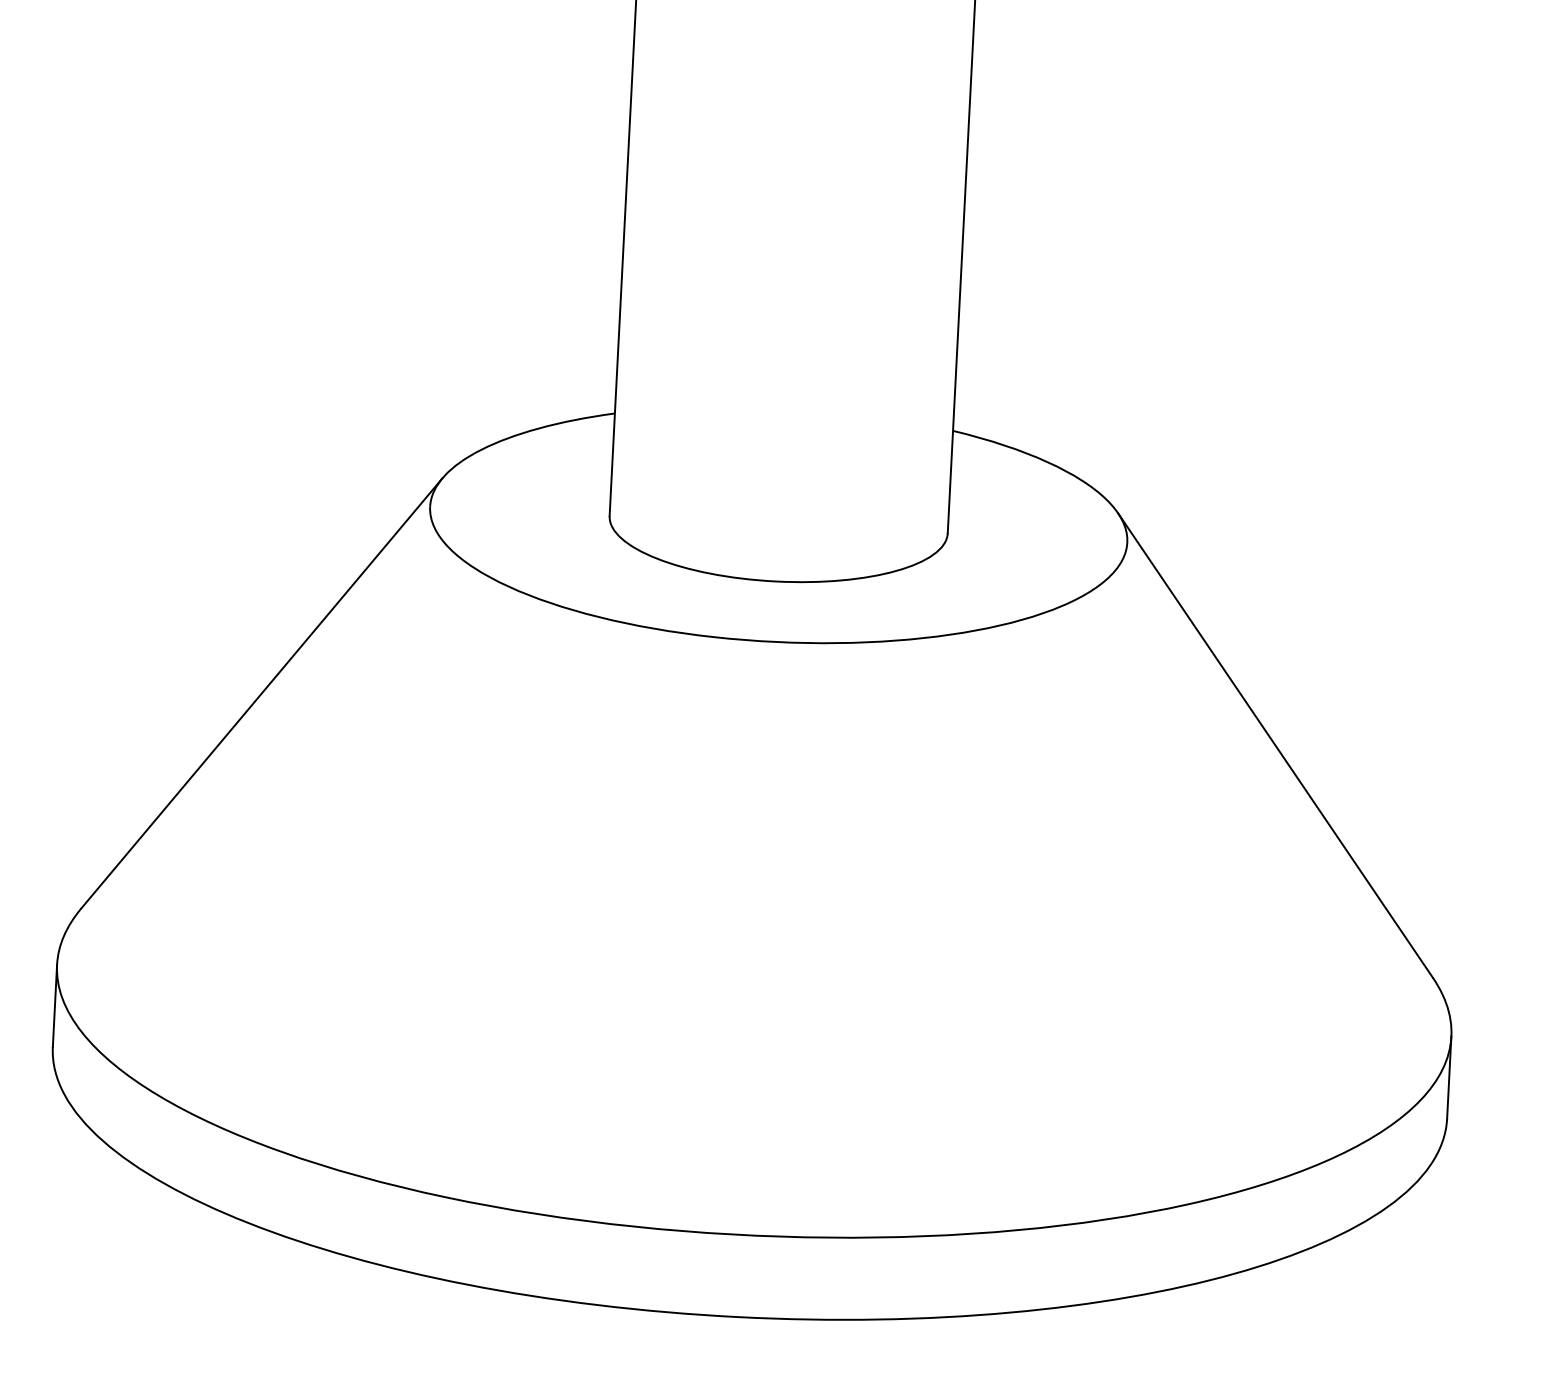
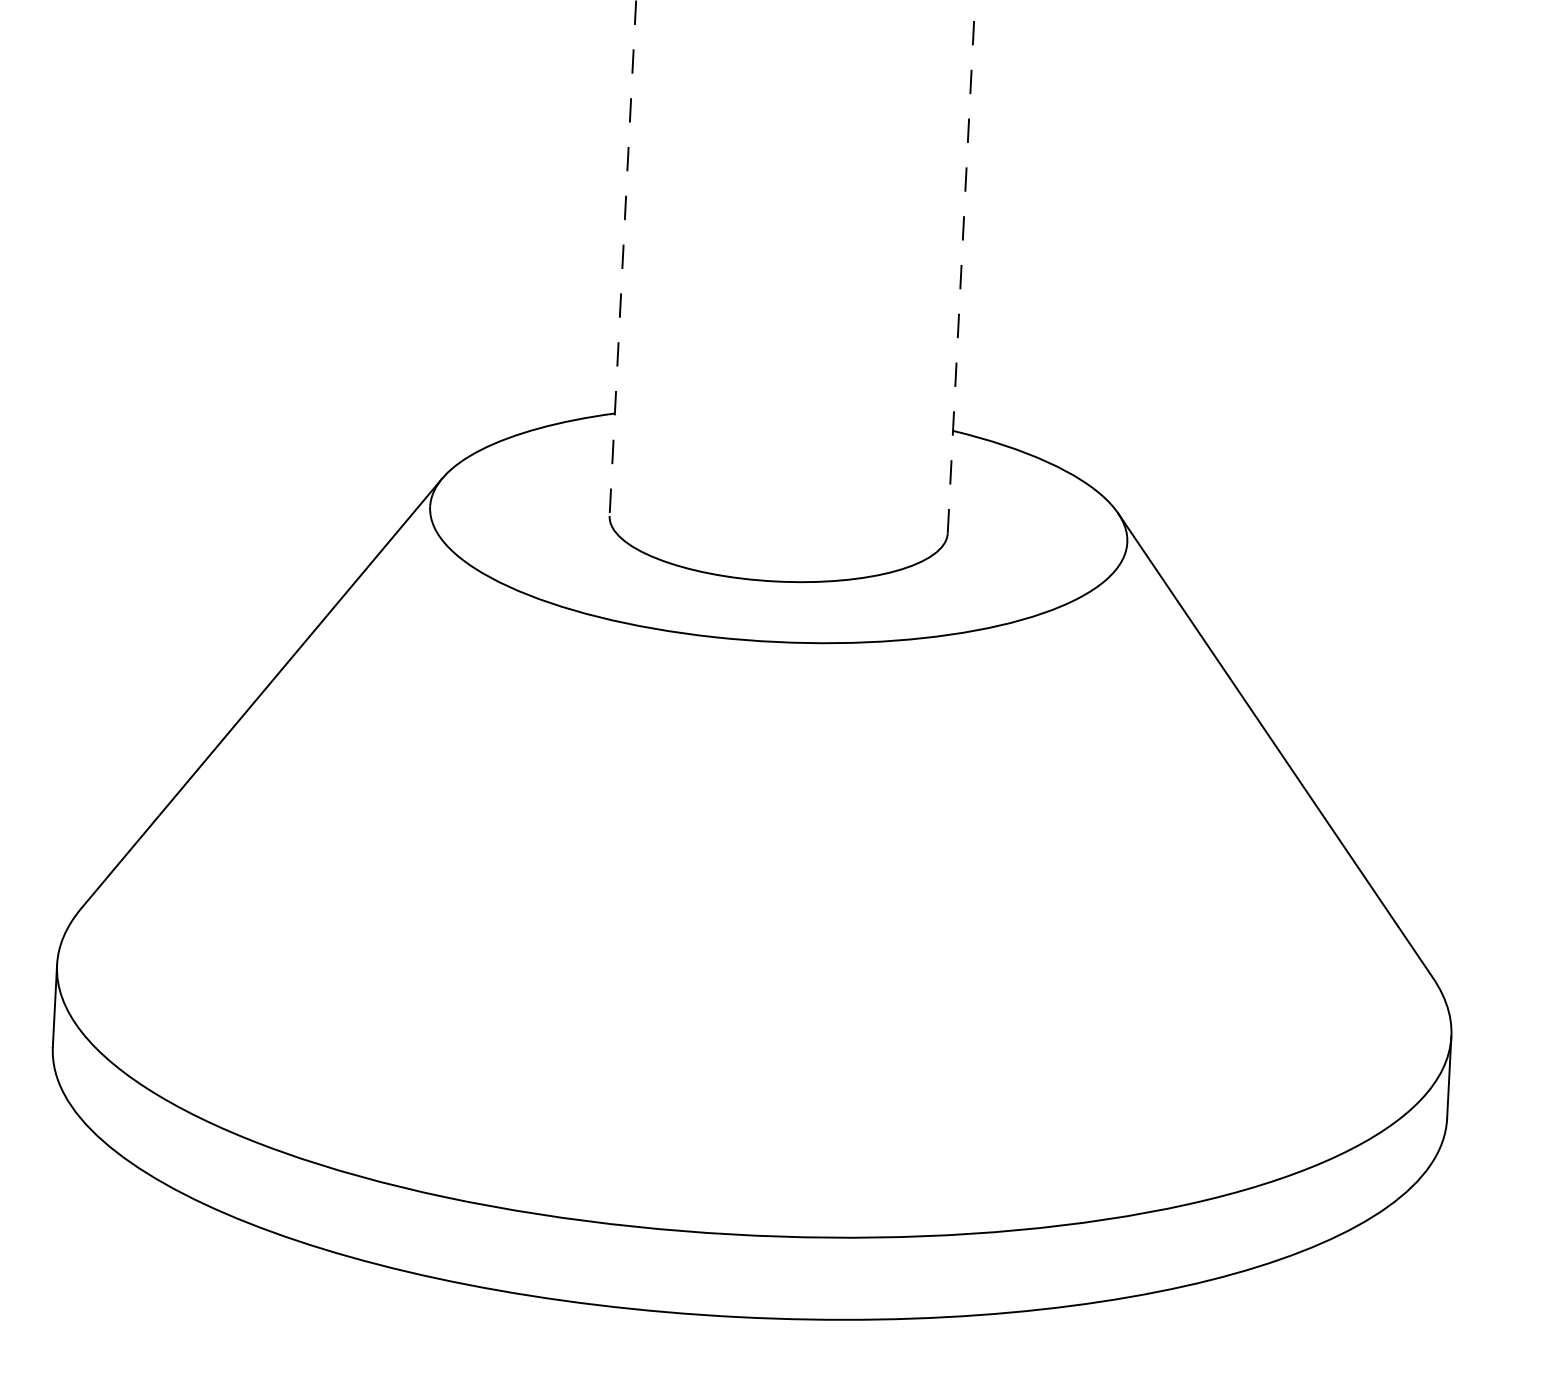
line: solid -> dashed (622, 258)
line: solid -> dashed (961, 266)
